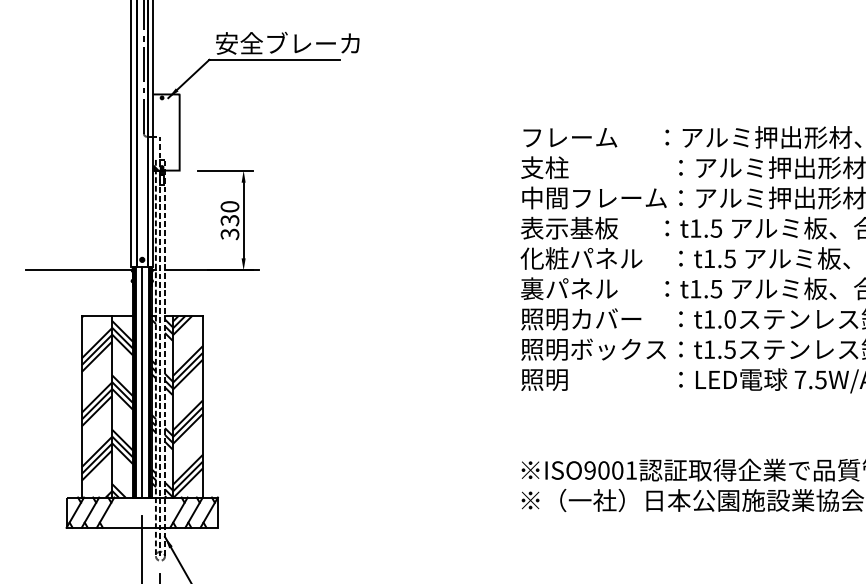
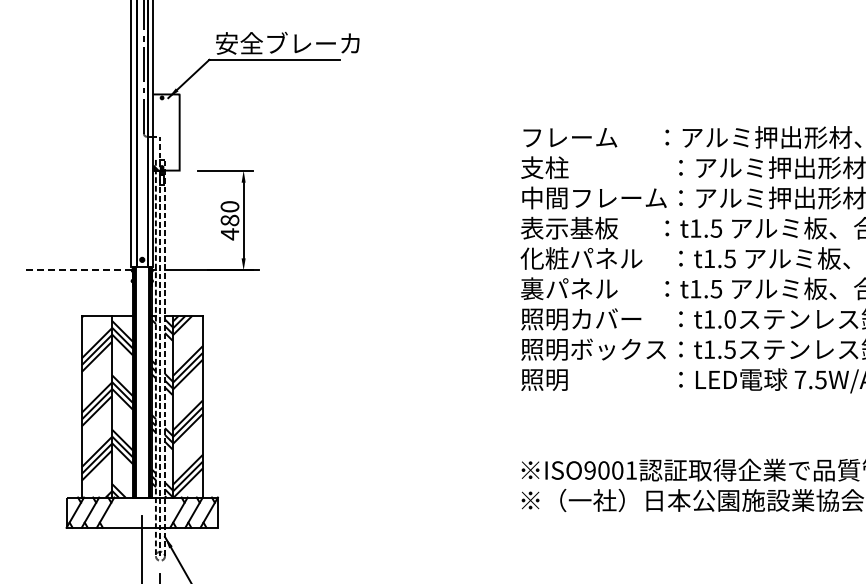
text: 330 -> 480 (229, 227)
line: solid -> dashed (78, 270)
line: present -> none (142, 382)
